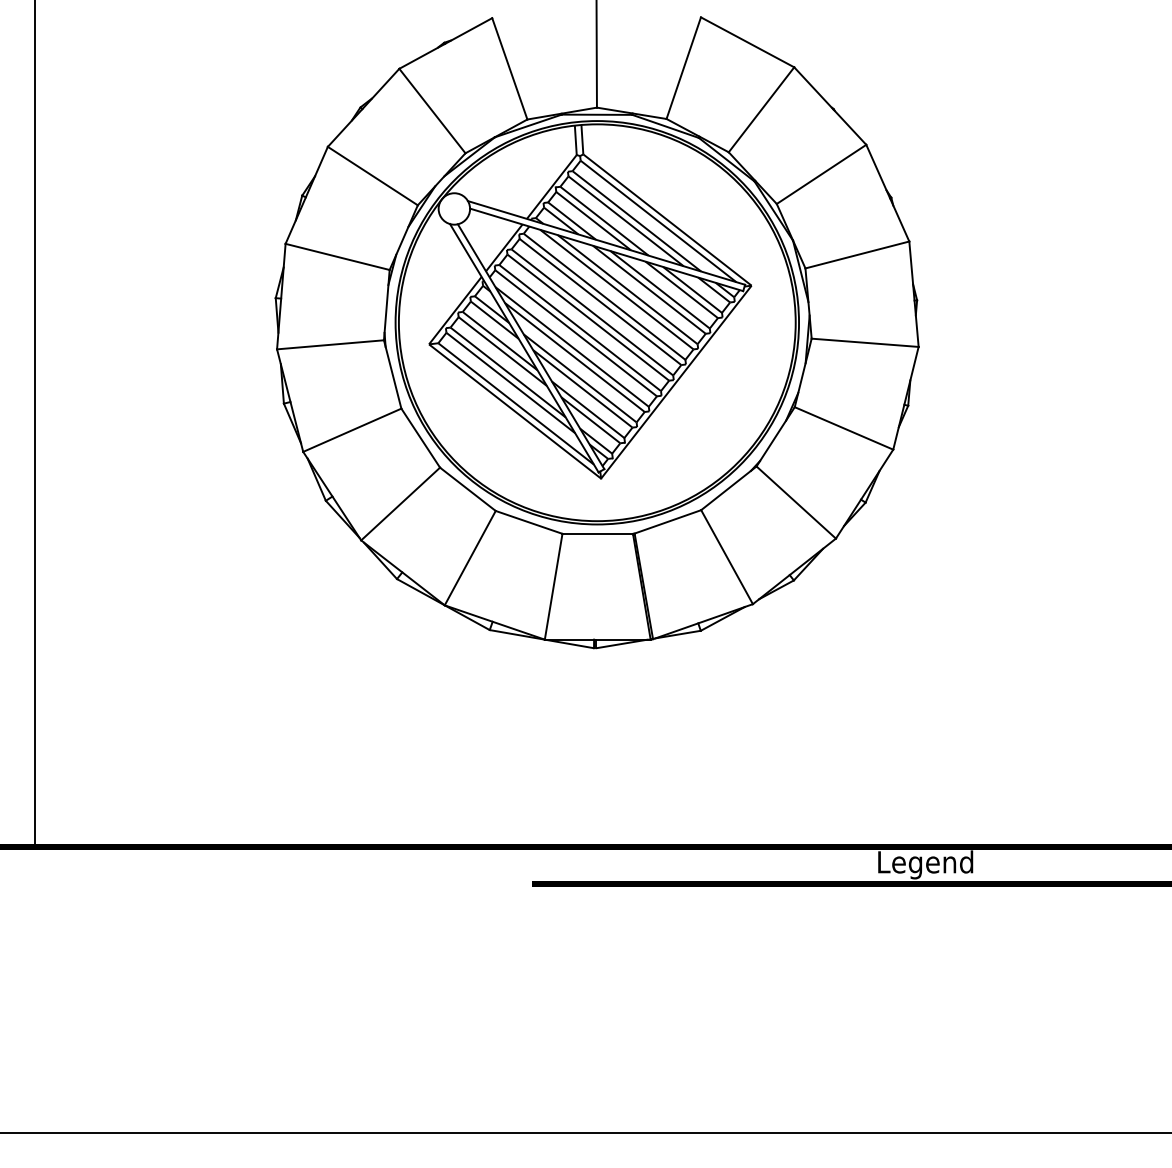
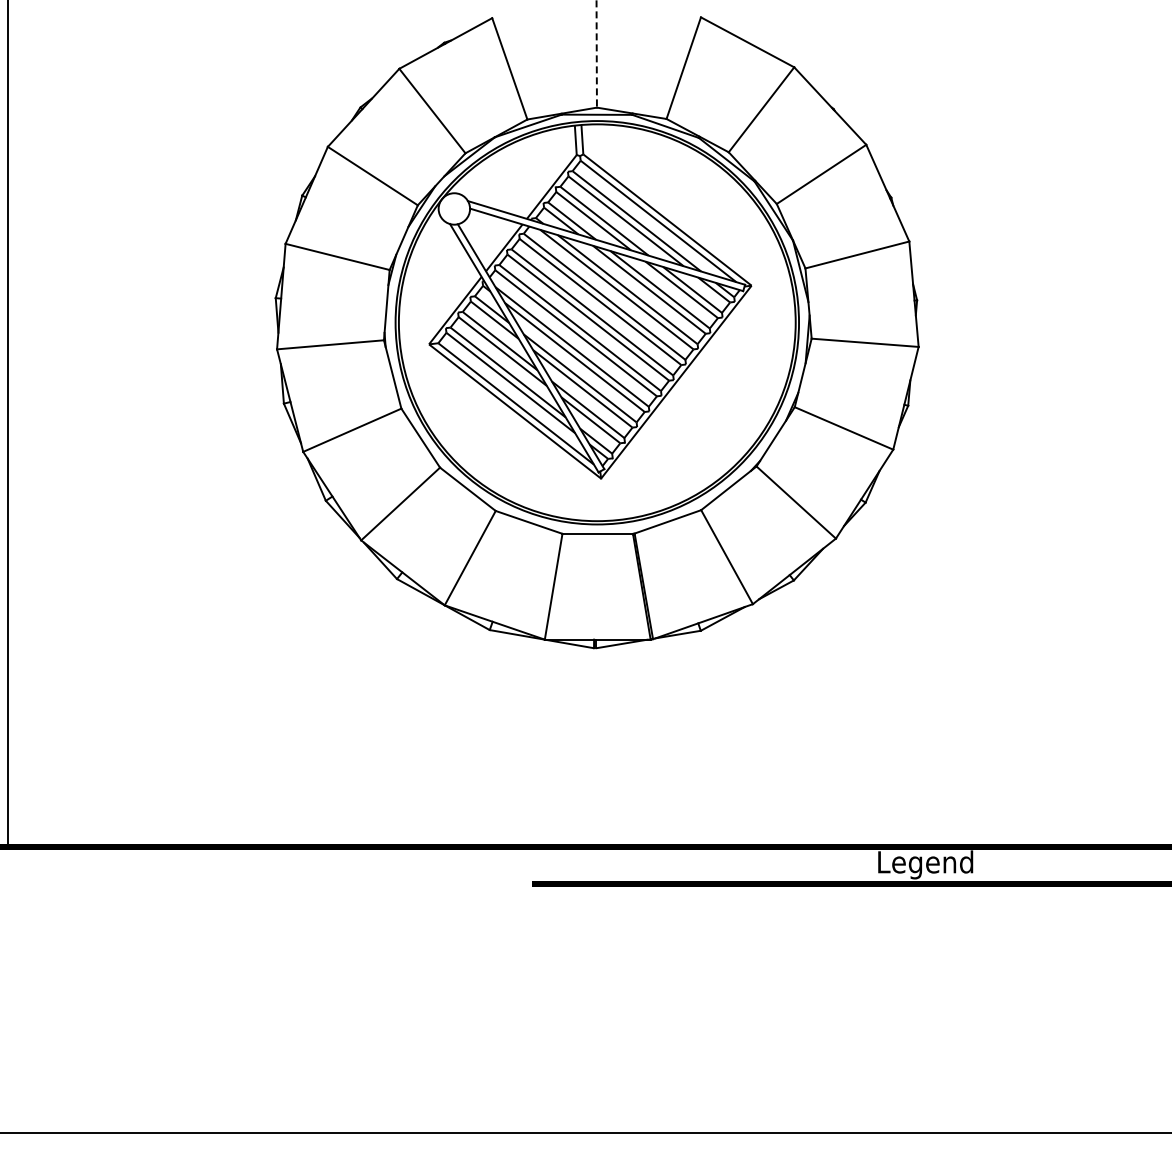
line: solid -> dashed (596, 54)
line position: (35, 424) -> (8, 424) (8, 424)
